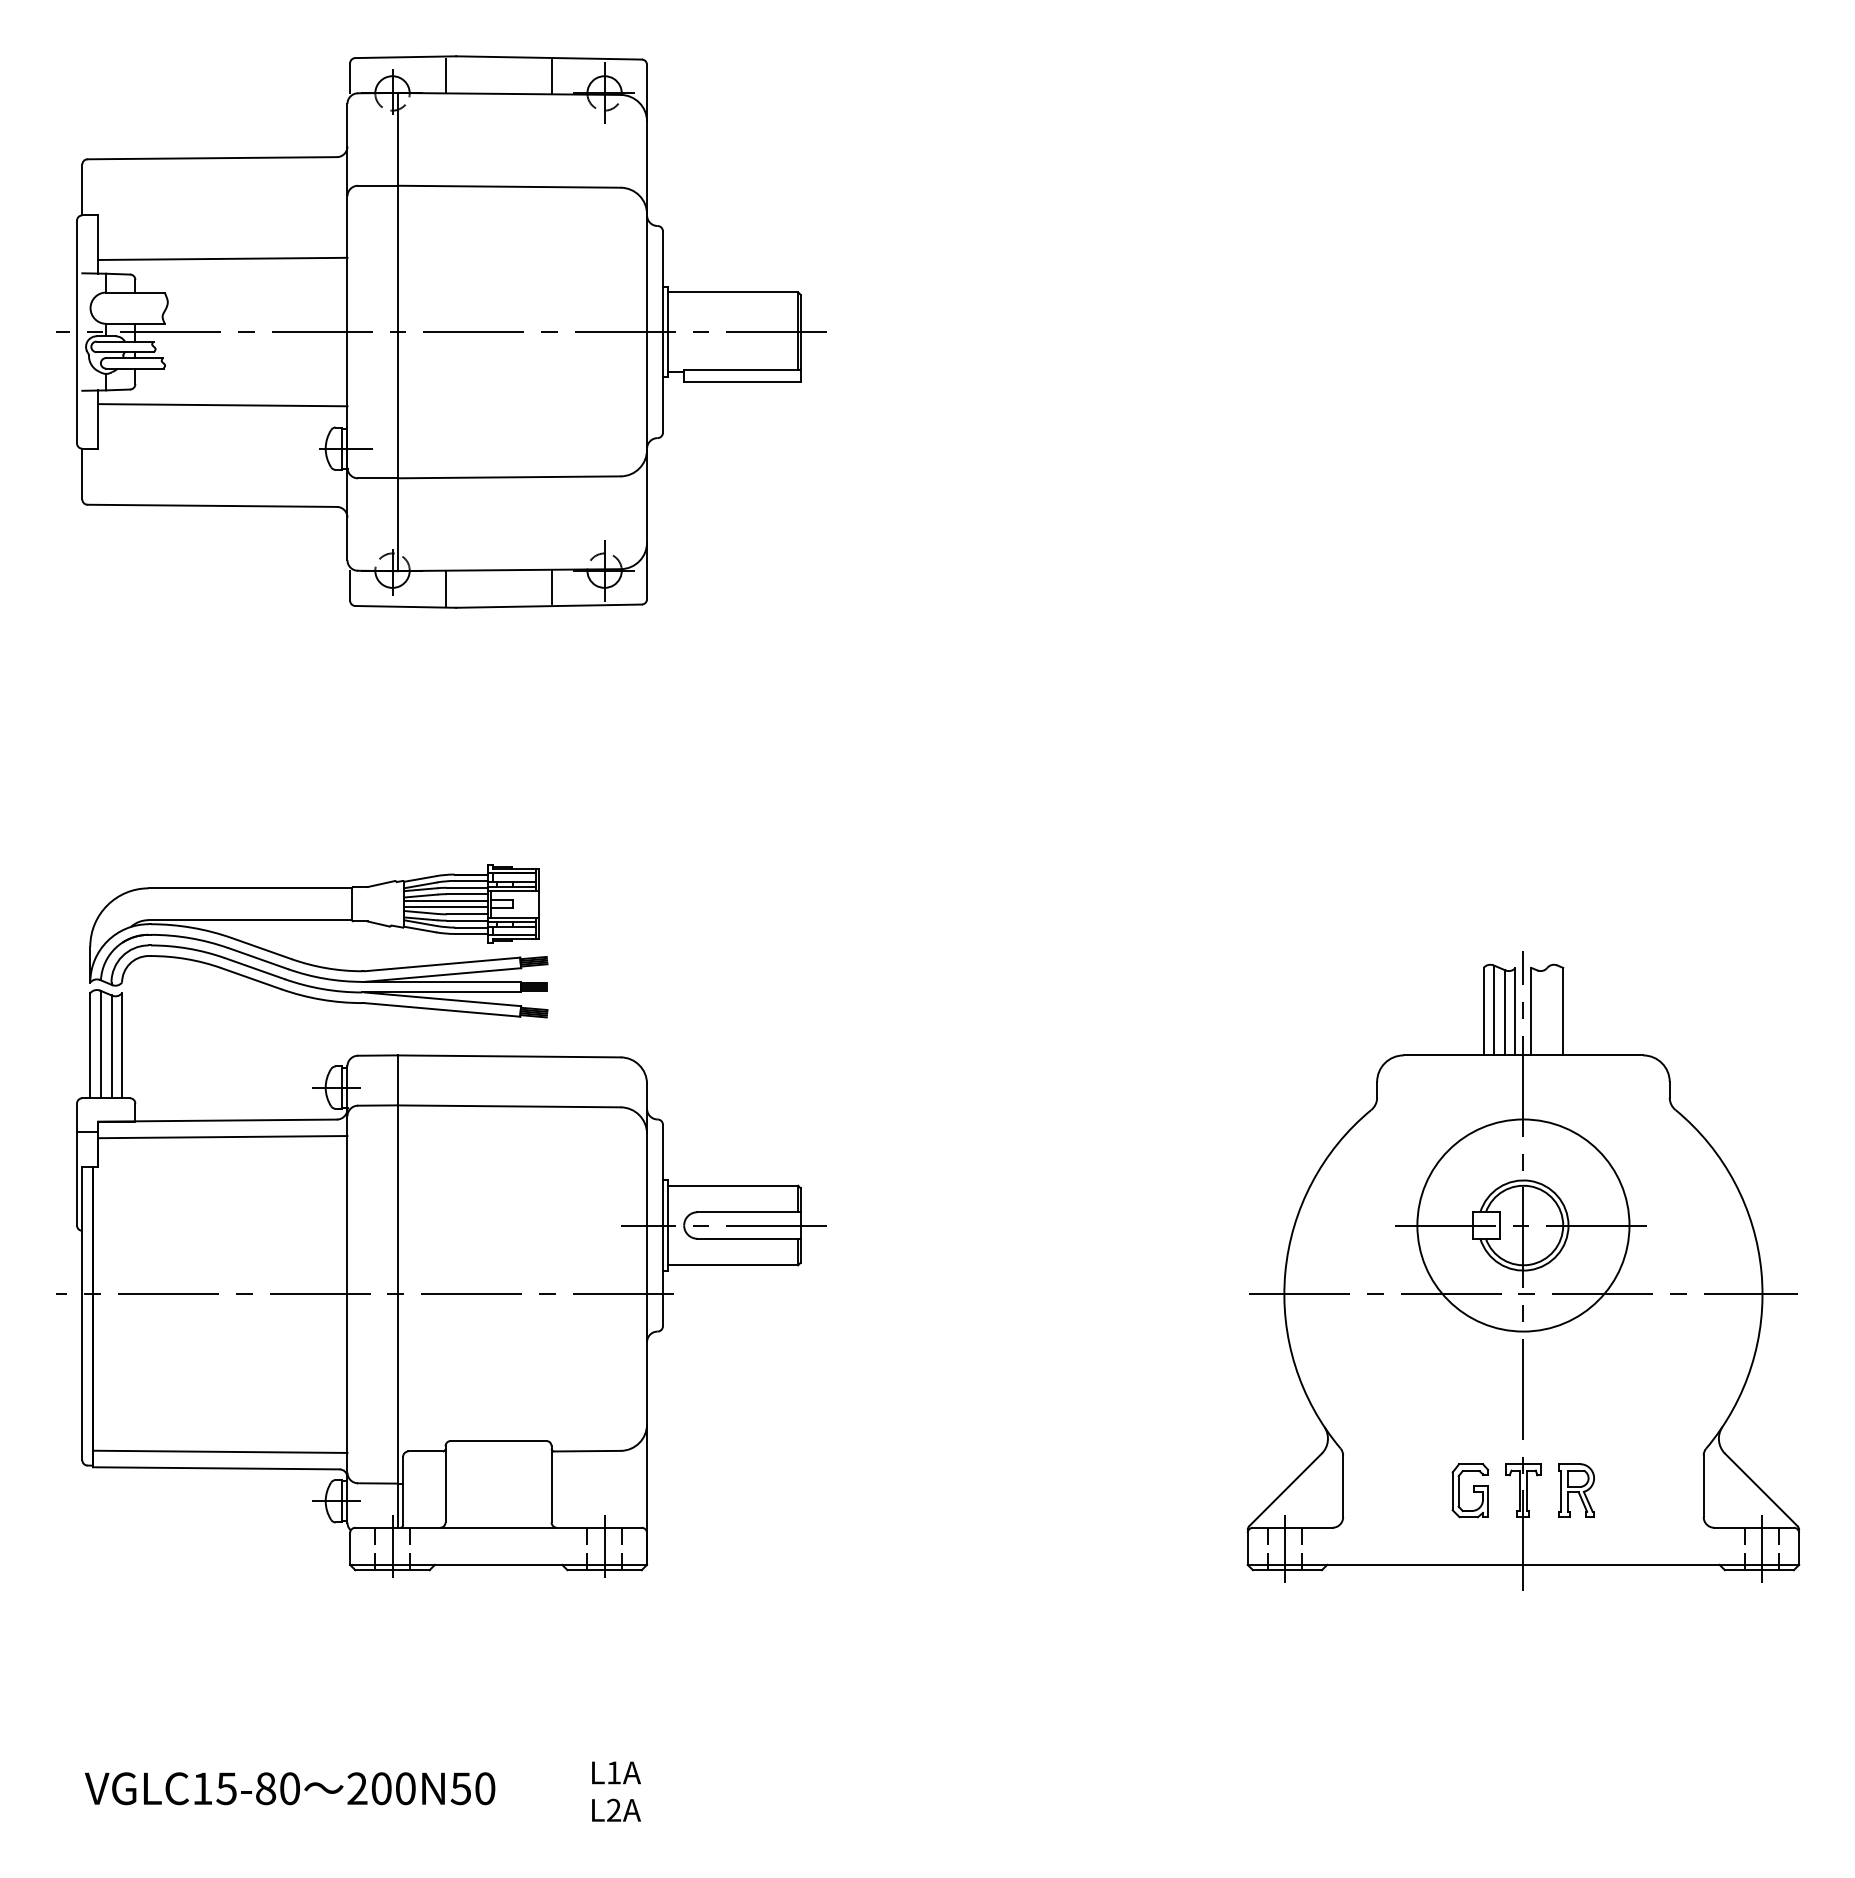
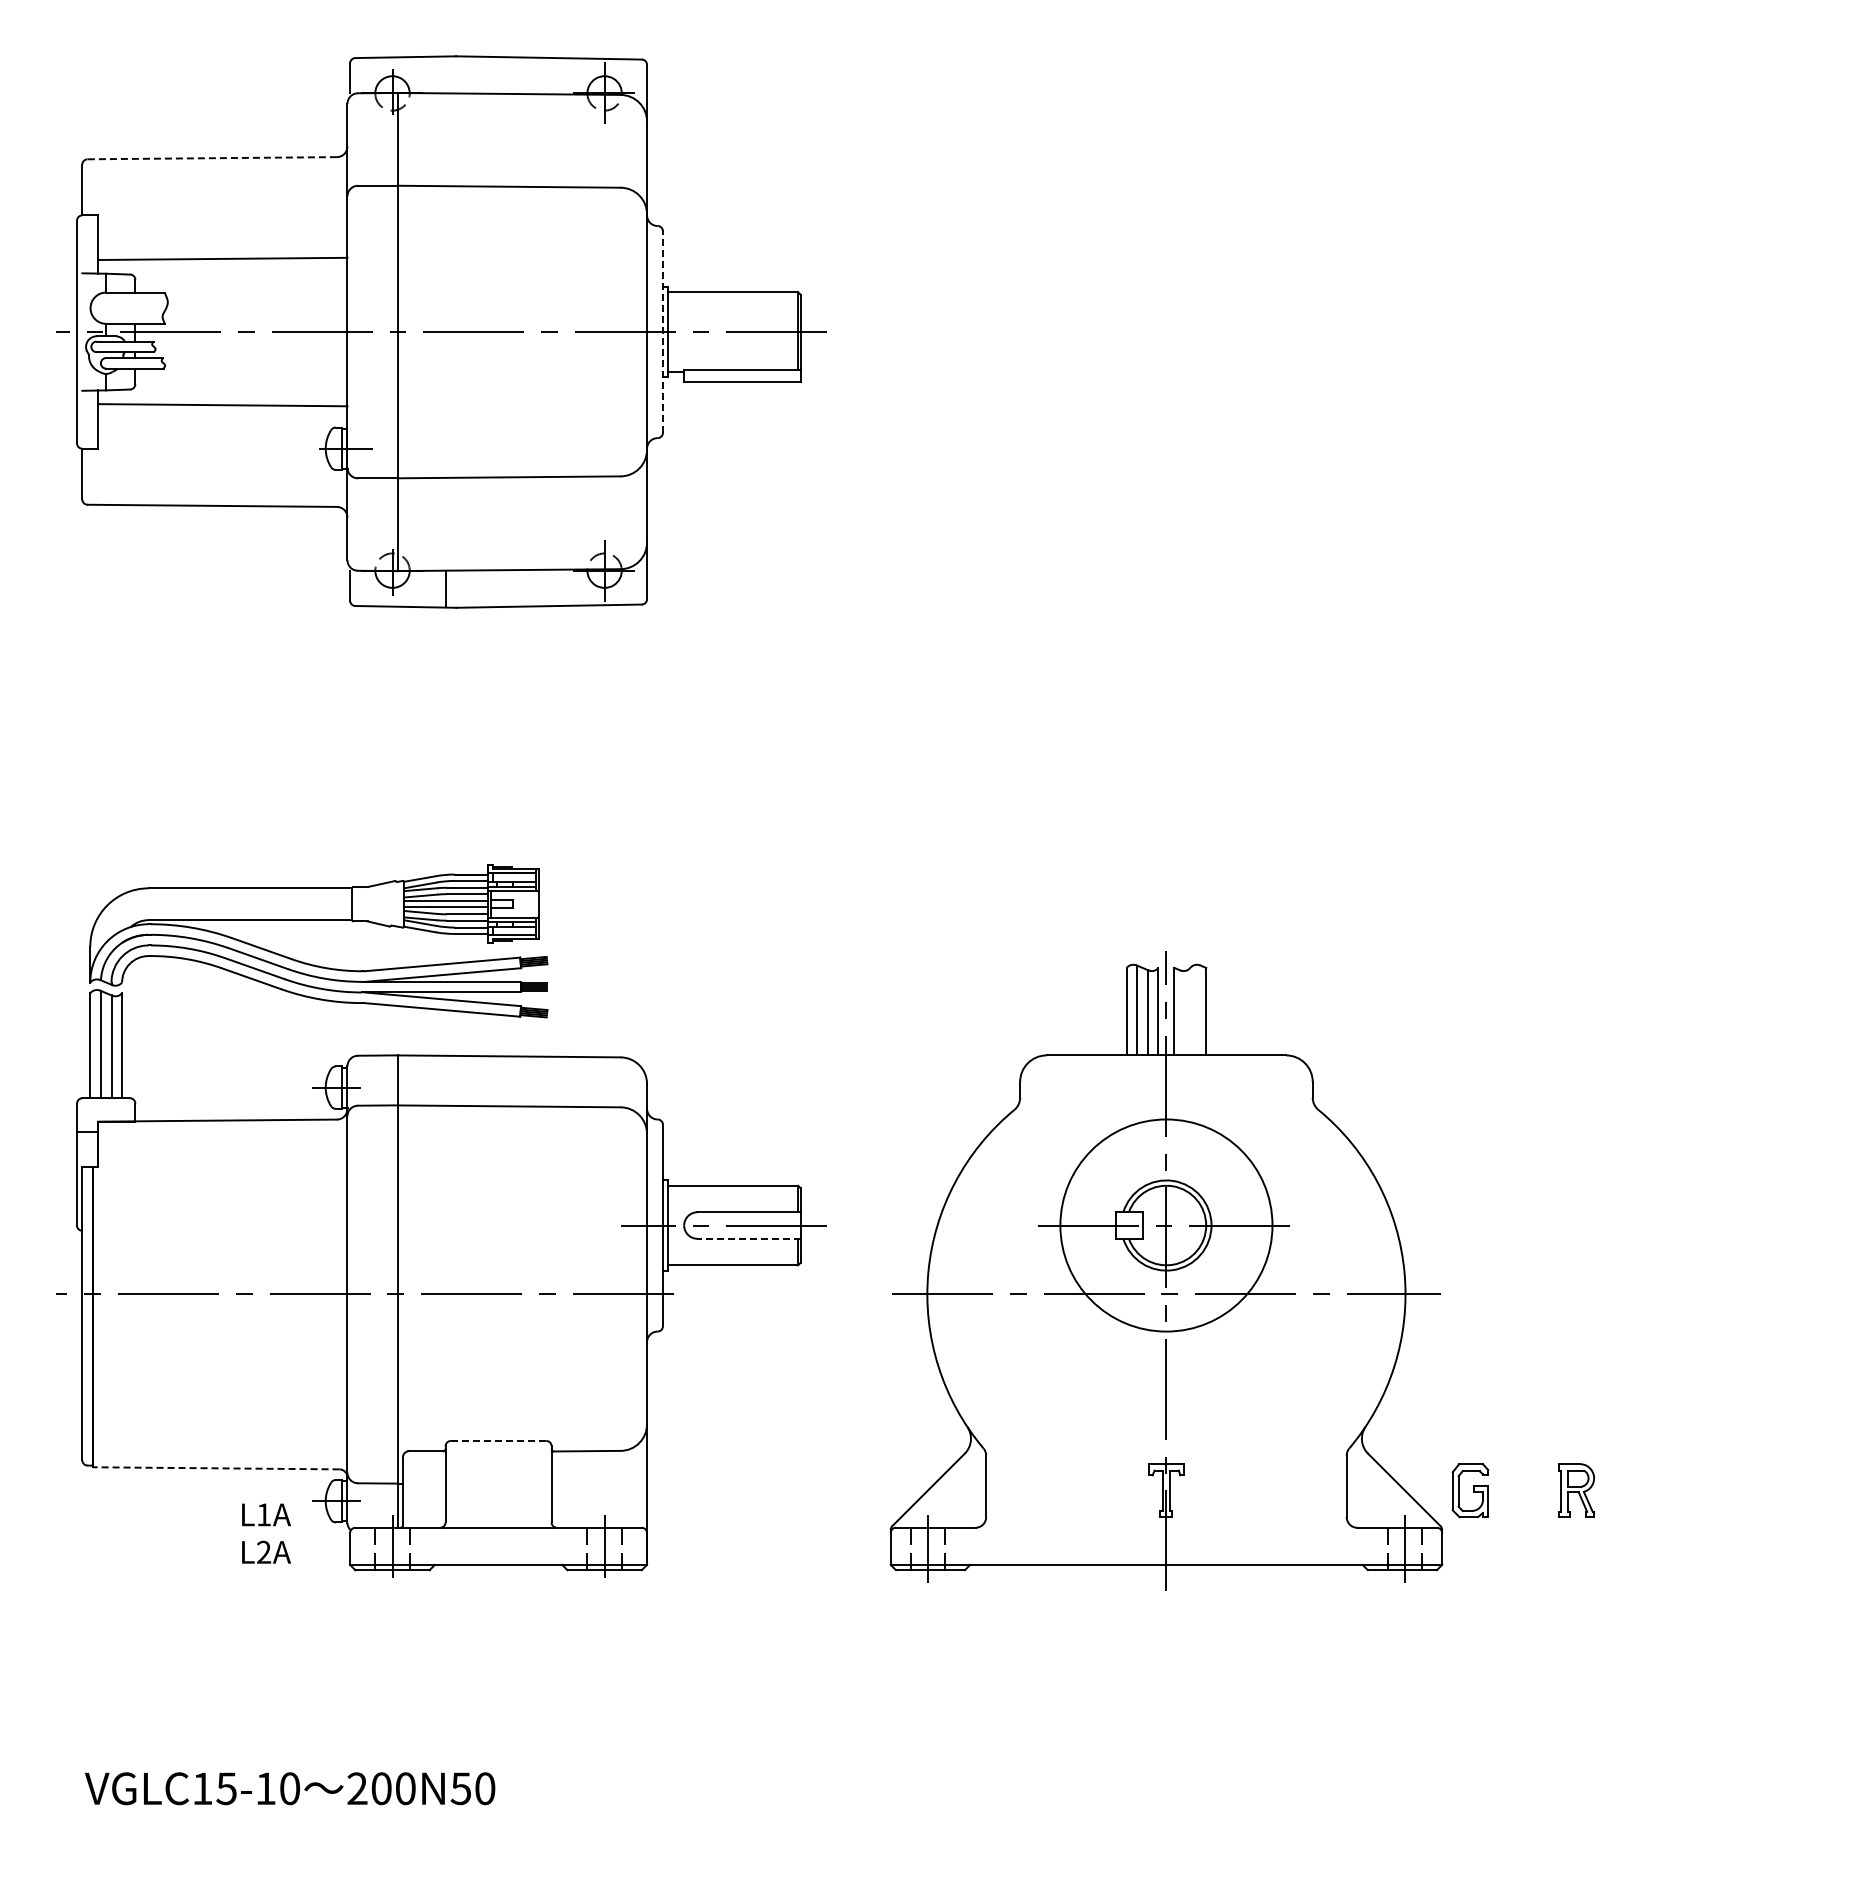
line: present -> none (445, 75)
line: present -> none (551, 76)
line: solid -> dashed (212, 158)
line: solid -> dashed (662, 332)
line: present -> none (551, 586)
line: present -> none (222, 1137)
line: solid -> dashed (749, 1238)
part position: (1523, 1270) -> (1166, 1270) (1166, 1270)
line: solid -> dashed (498, 1440)
line: present -> none (219, 1451)
line: solid -> dashed (215, 1468)
text: VGLC15-80 -> VGLC15-10 (266, 1788)
text position: (616, 1791) -> (266, 1533) (266, 1533)
